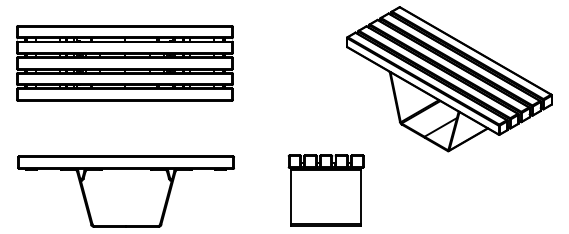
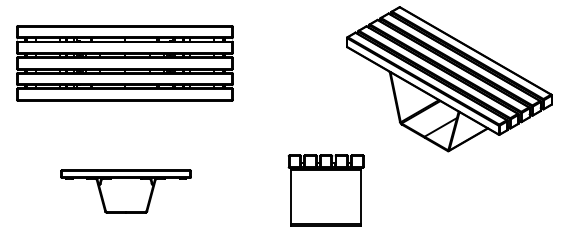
part size: 218x73 px -> 132x45 px (125, 191)
